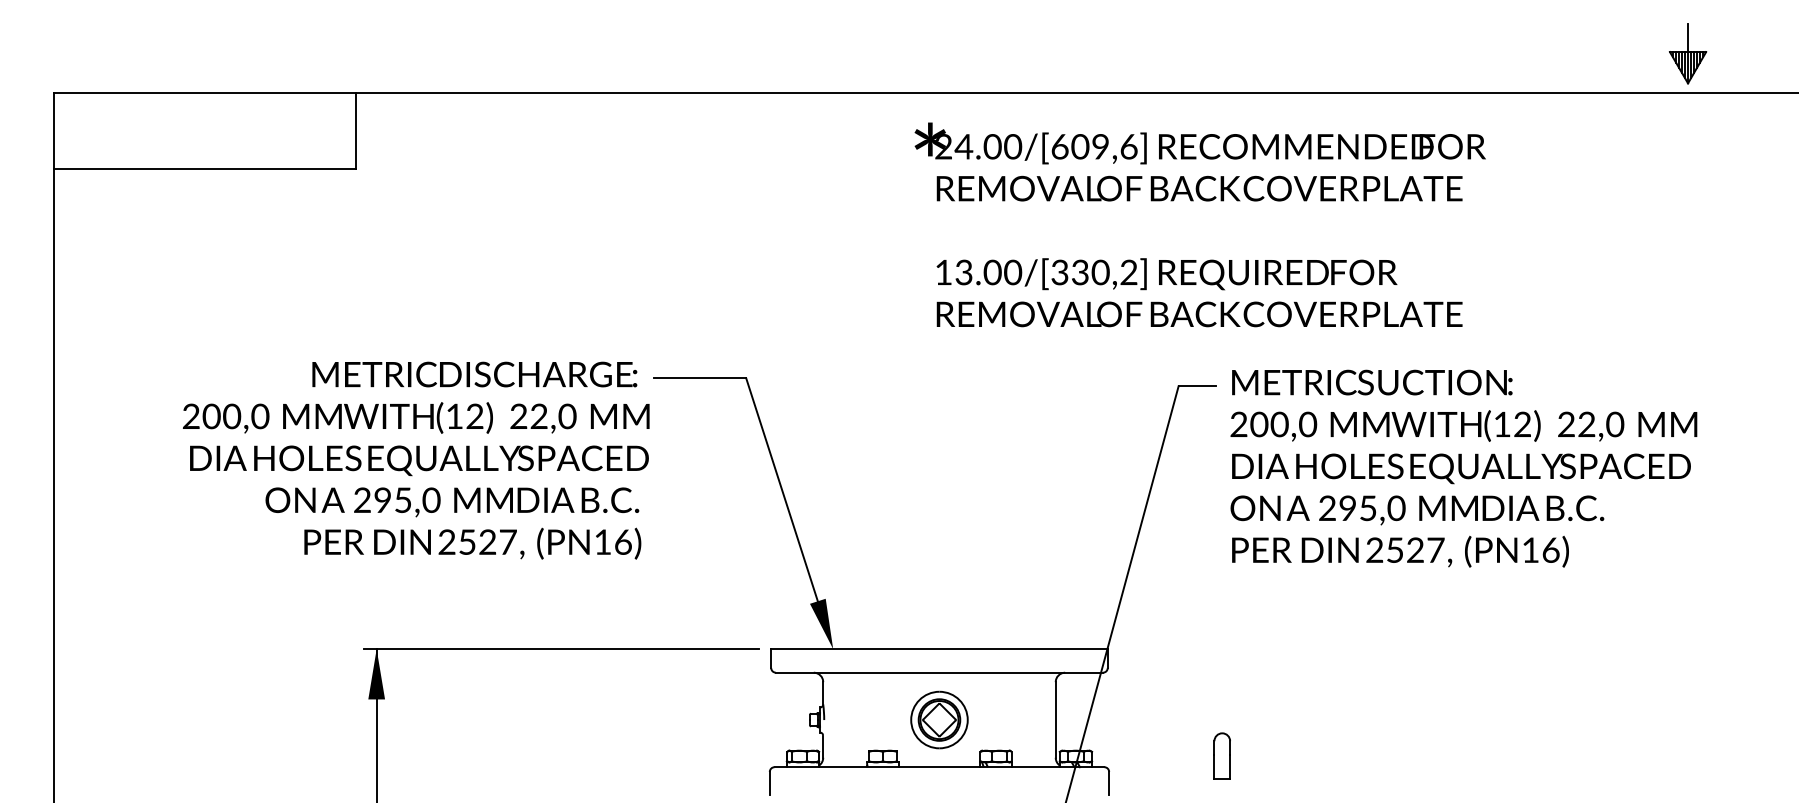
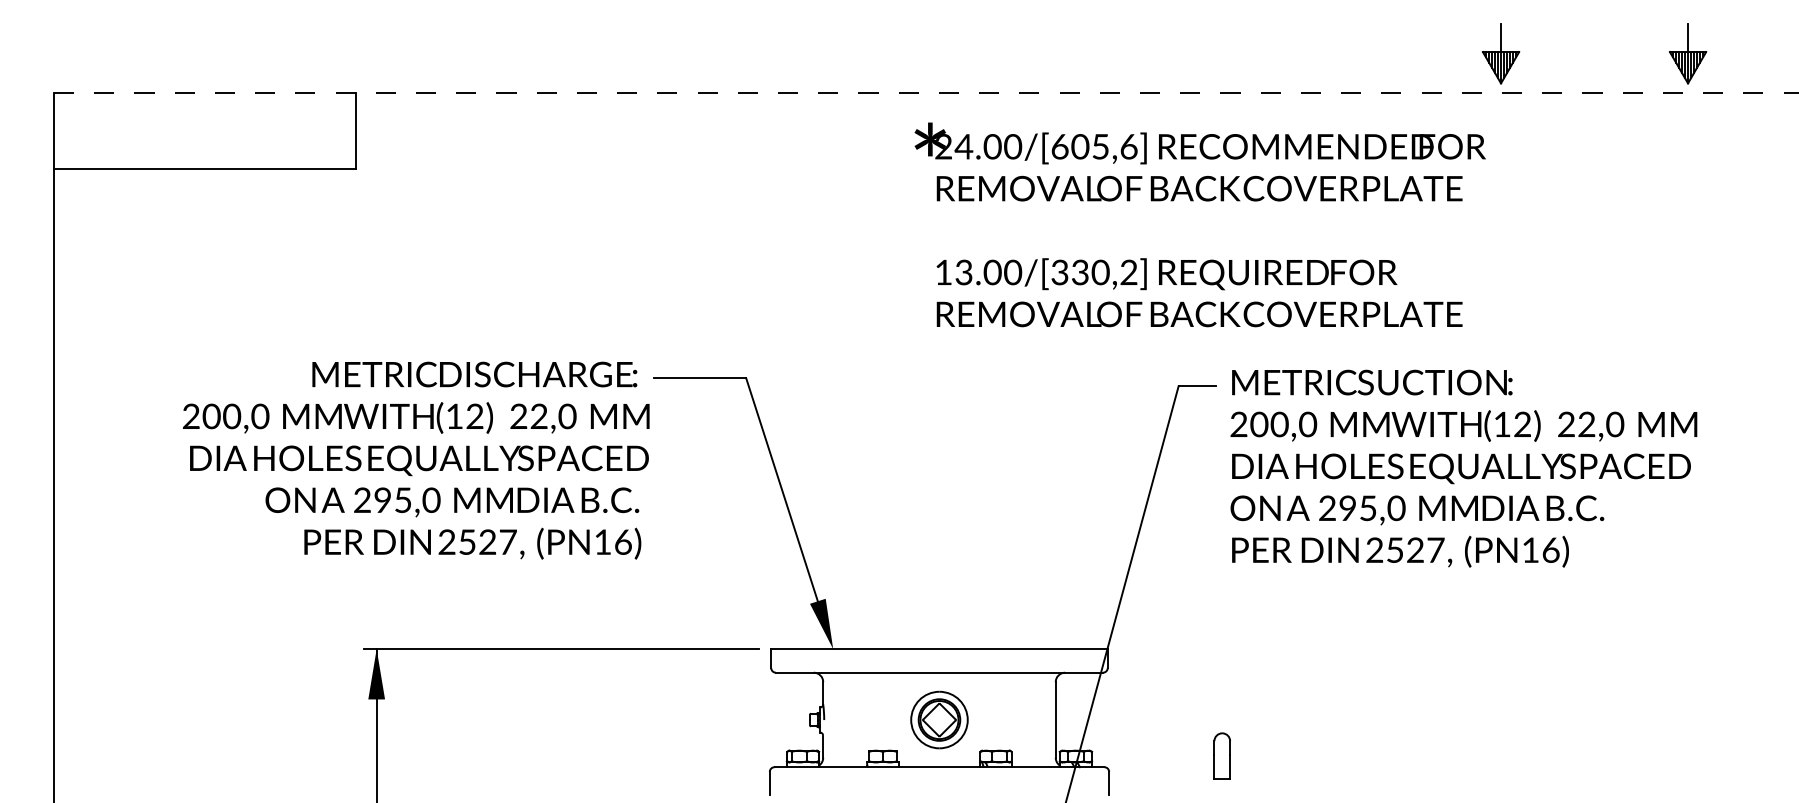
part: none -> present (1501, 53)
line: solid -> dashed (926, 93)
text: 24.00/[609,6] -> 24.00/[605,6] (1100, 146)
